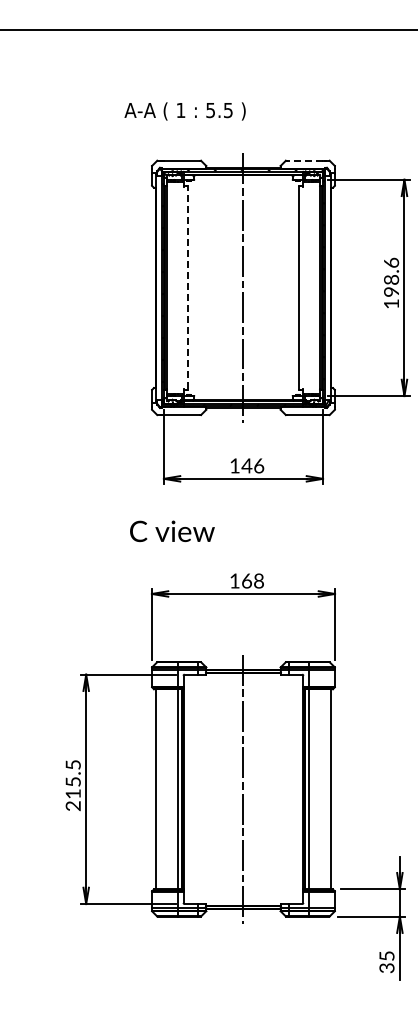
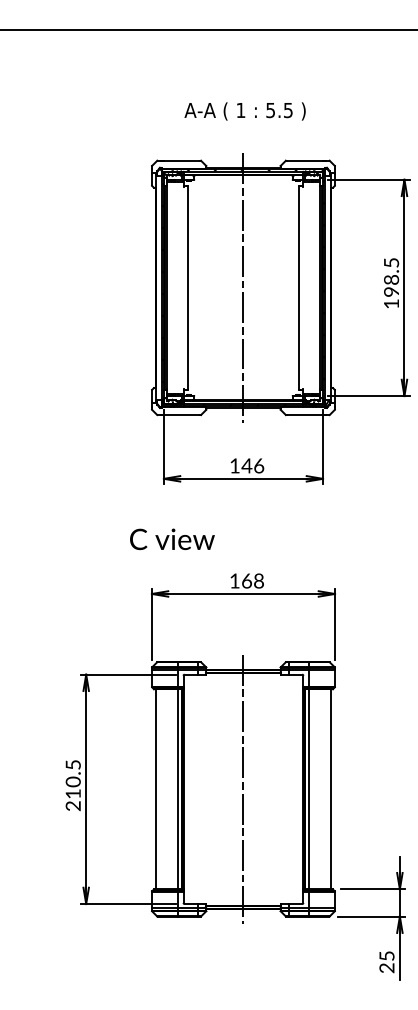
text position: (184, 111) -> (244, 111) (244, 111)
line: dashed -> solid (305, 160)
text: 198.6 -> 198.5 (391, 262)
line: dashed -> solid (187, 287)
text position: (172, 531) -> (172, 539) (172, 539)
text: 215.5 -> 210.5 (72, 781)
text: 35 -> 25 (389, 968)
